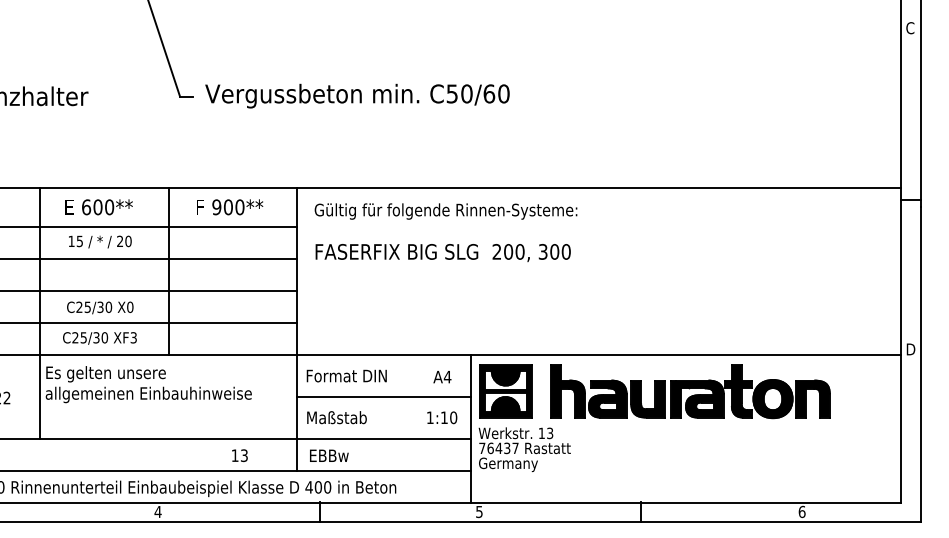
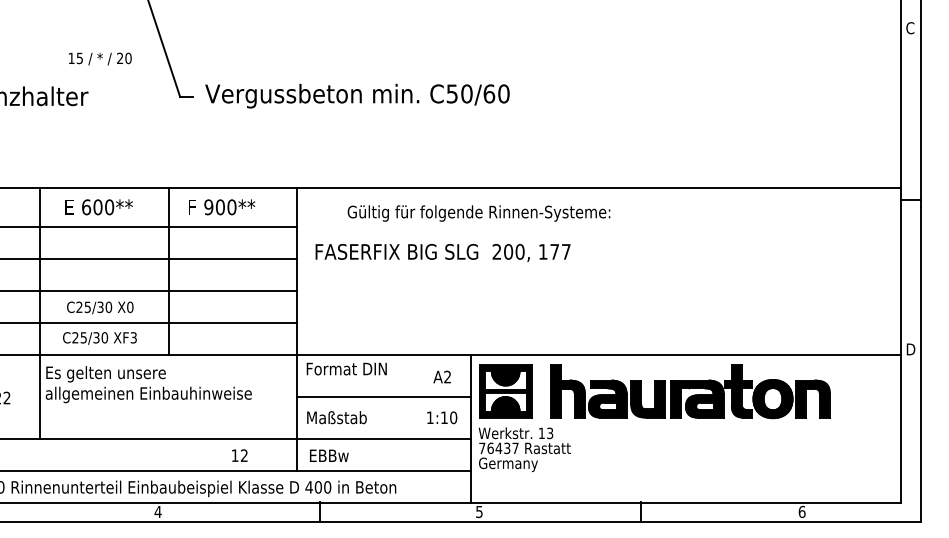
text position: (230, 207) -> (222, 207) (222, 207)
text position: (445, 211) -> (478, 213) (478, 213)
text position: (100, 241) -> (100, 58) (100, 58)
text: 300 -> 177 (554, 251)
text position: (346, 375) -> (346, 368) (346, 368)
text: A4 -> A2 (447, 376)
text: 13 -> 12 (244, 456)
